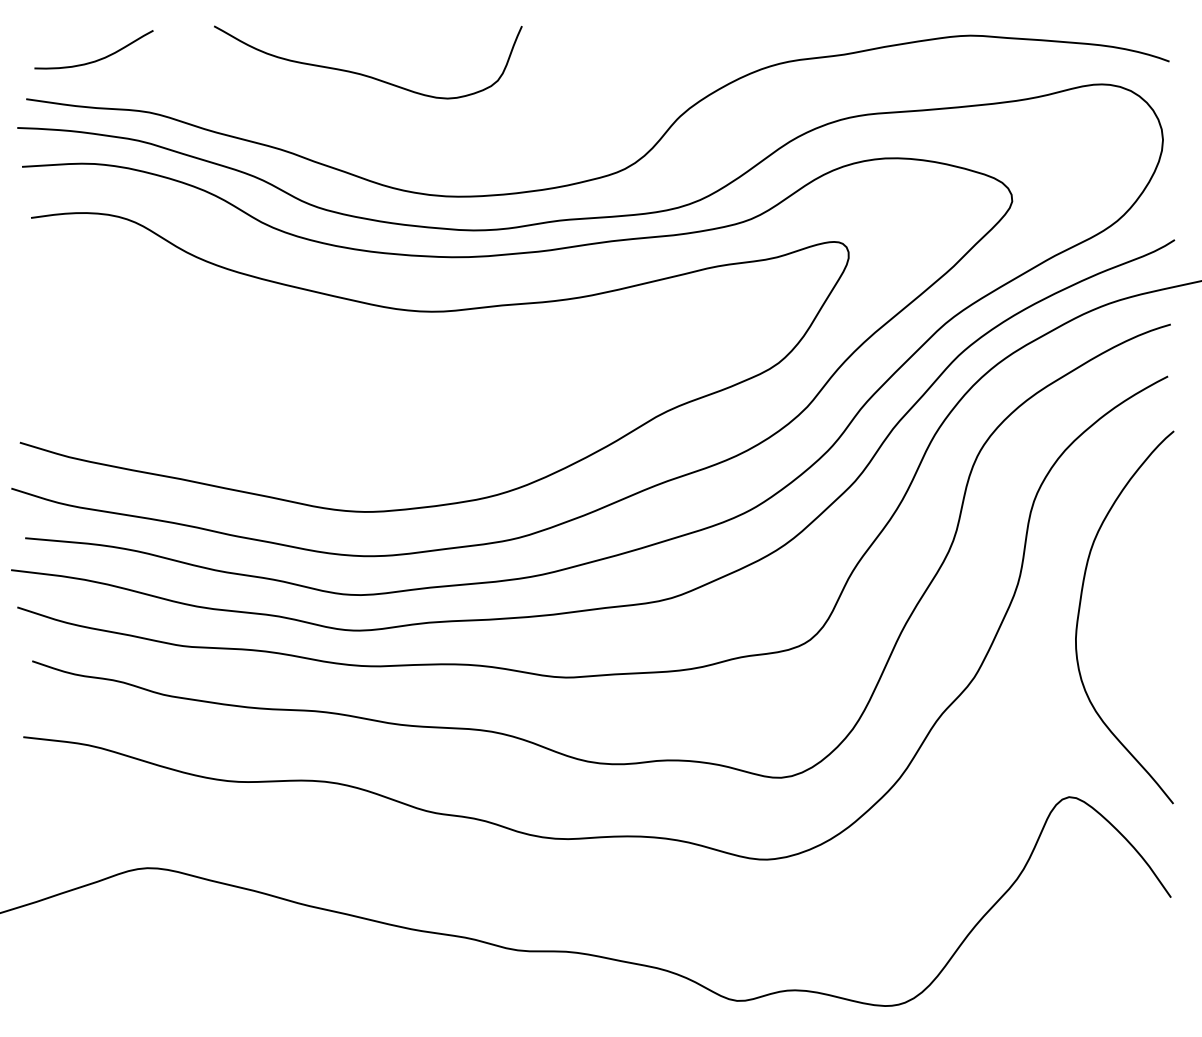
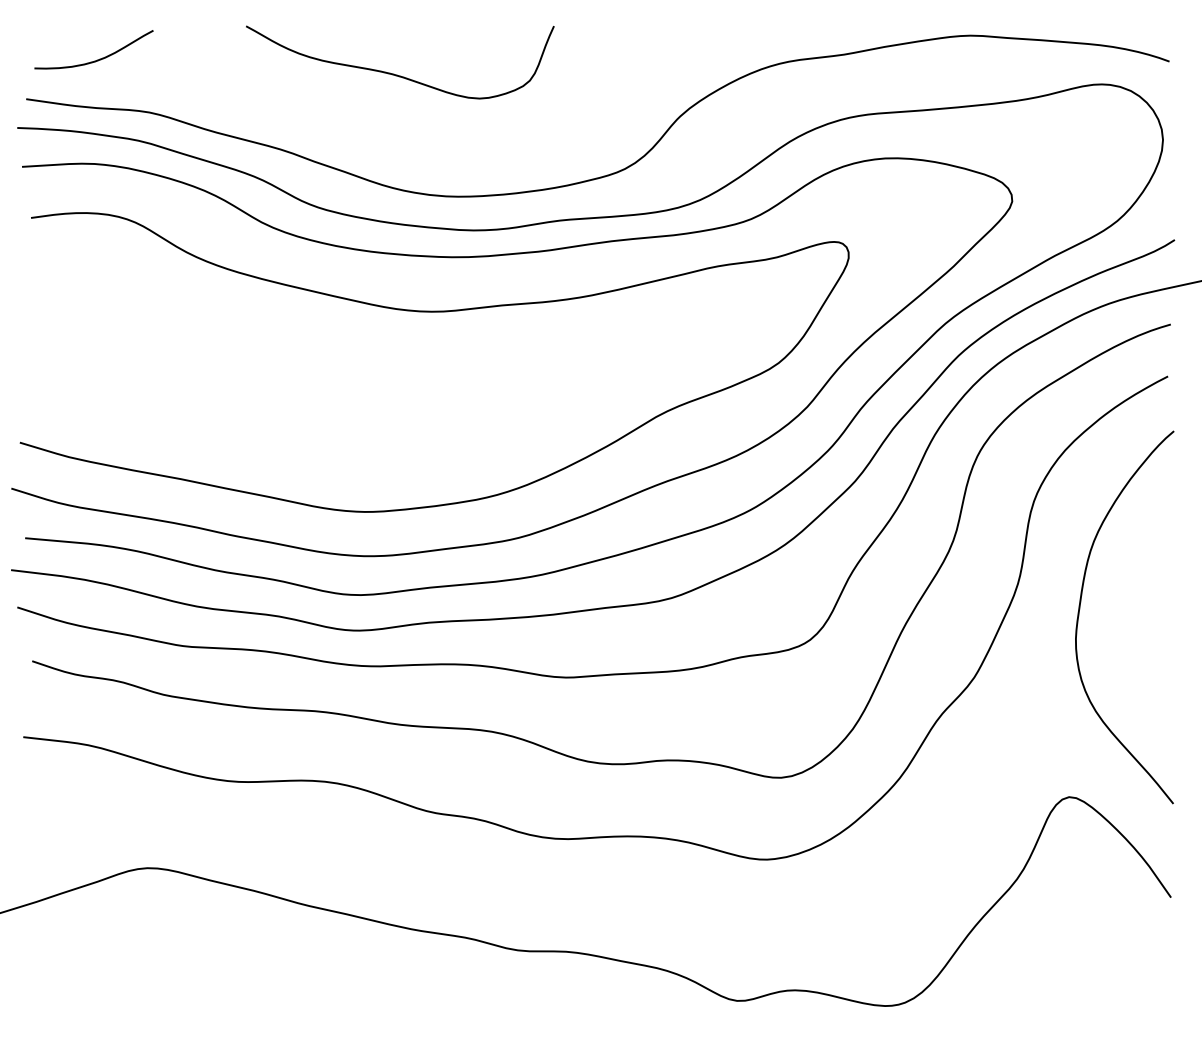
curve position: (365, 74) -> (397, 74) (397, 74)
